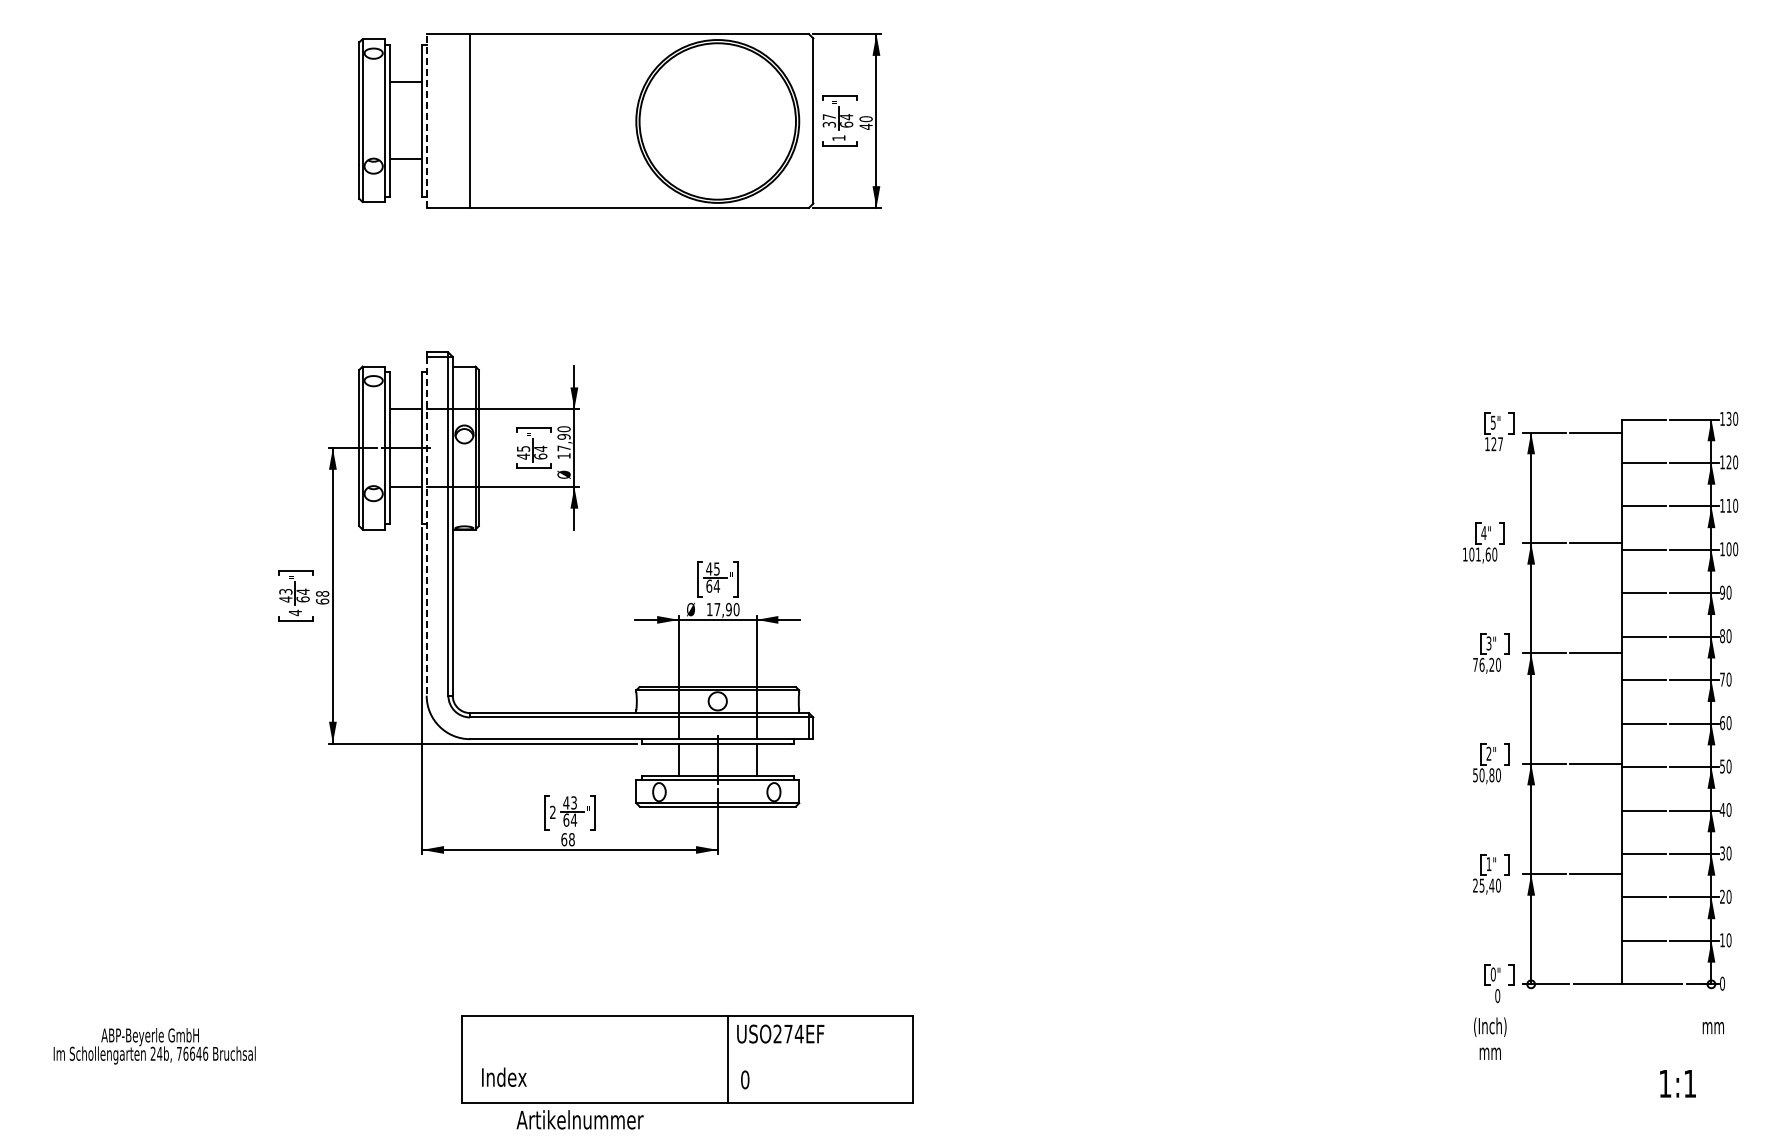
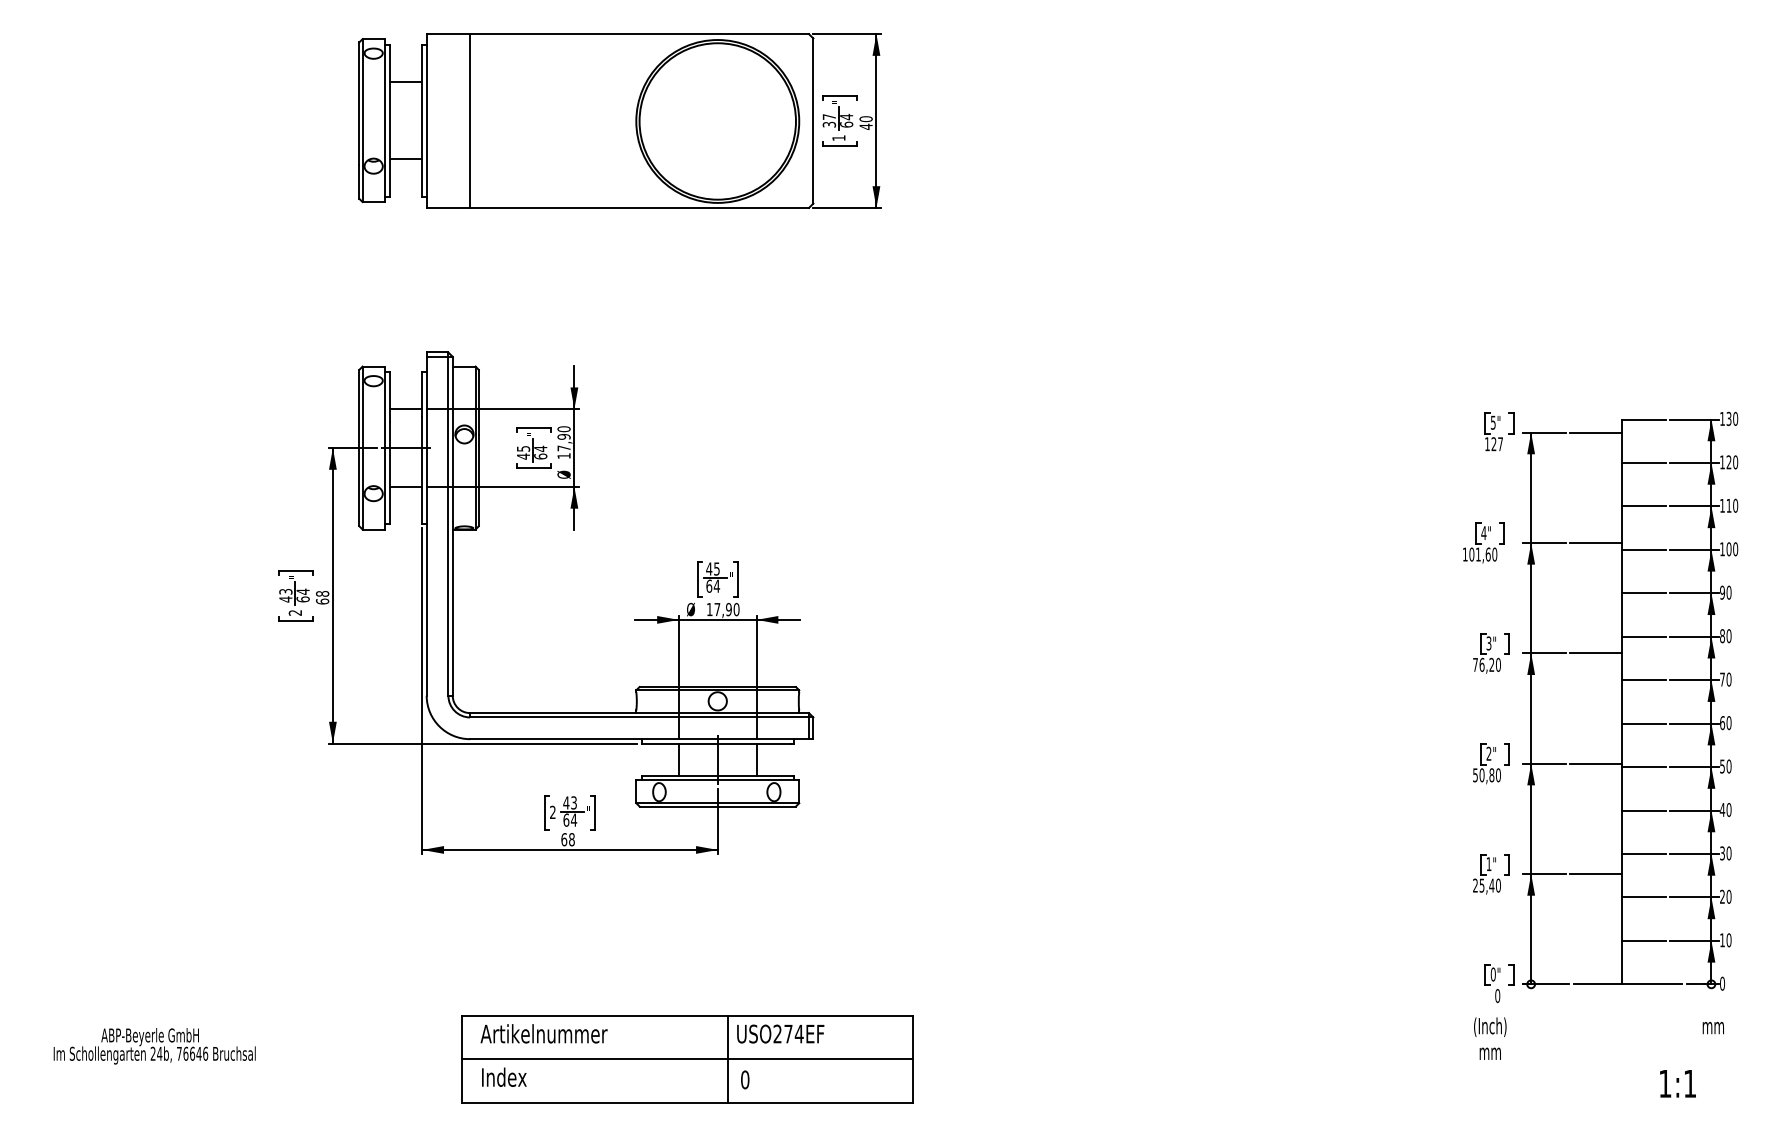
line: dashed -> solid (426, 121)
line: dashed -> solid (426, 526)
text: 4 -> 2 (294, 612)
line: none -> present (687, 1059)
text position: (579, 1119) -> (543, 1033) (543, 1033)
